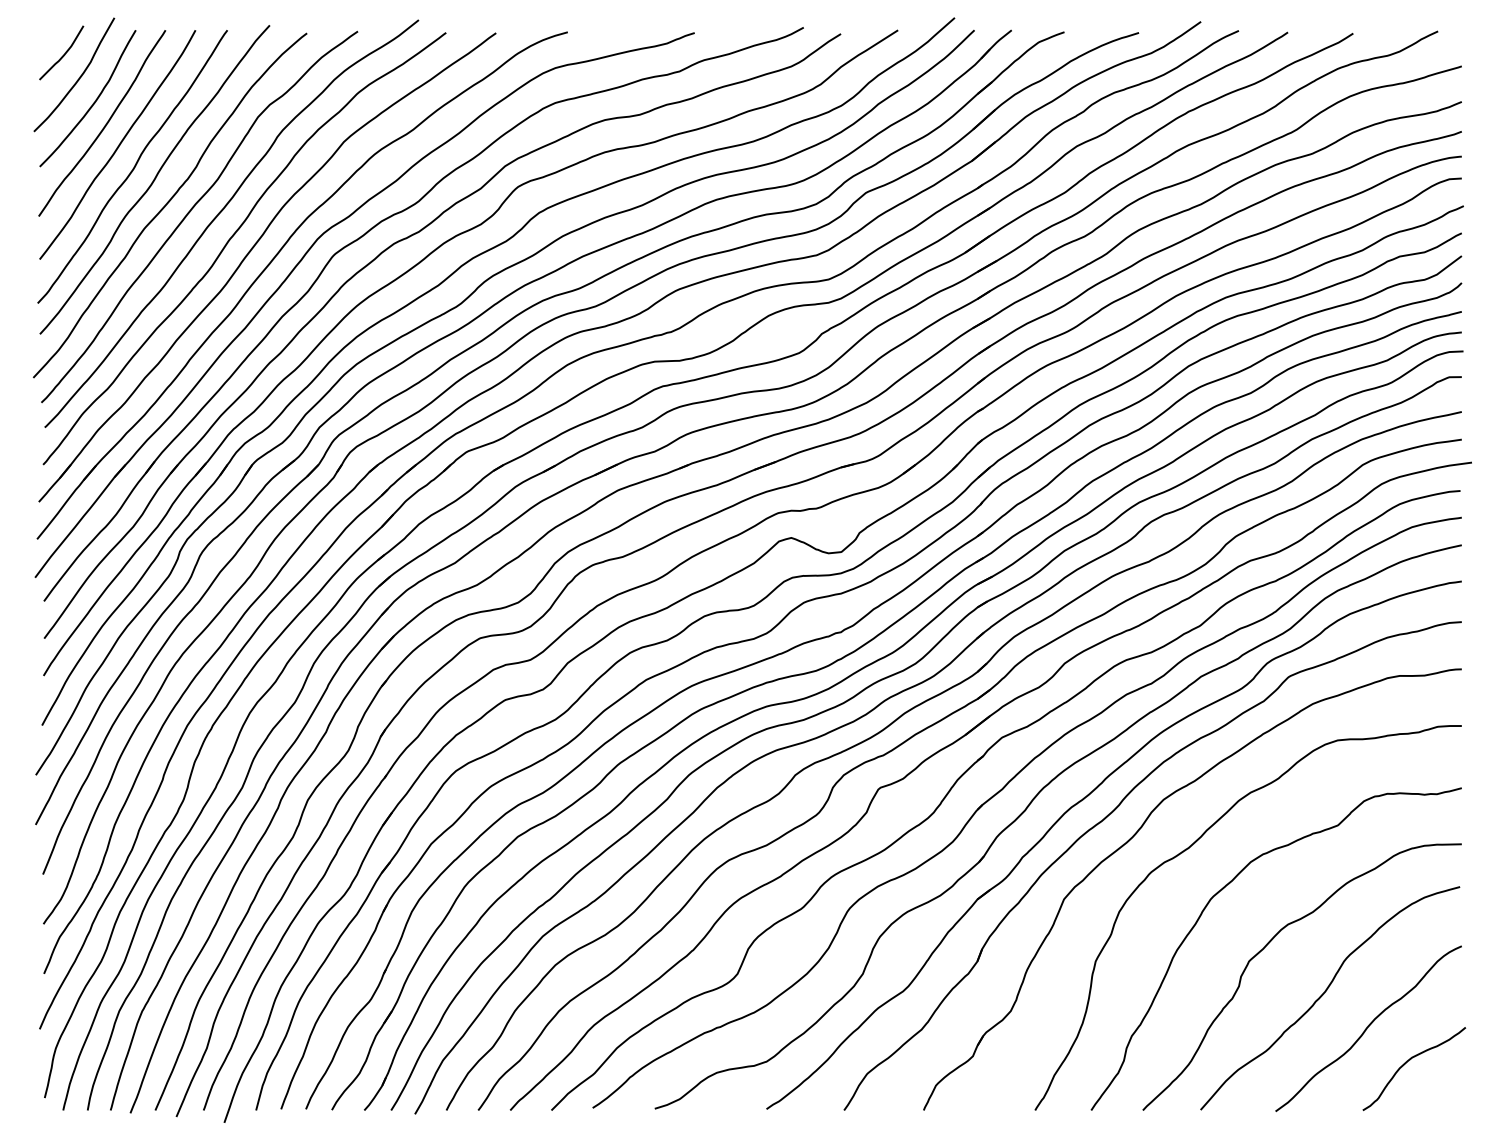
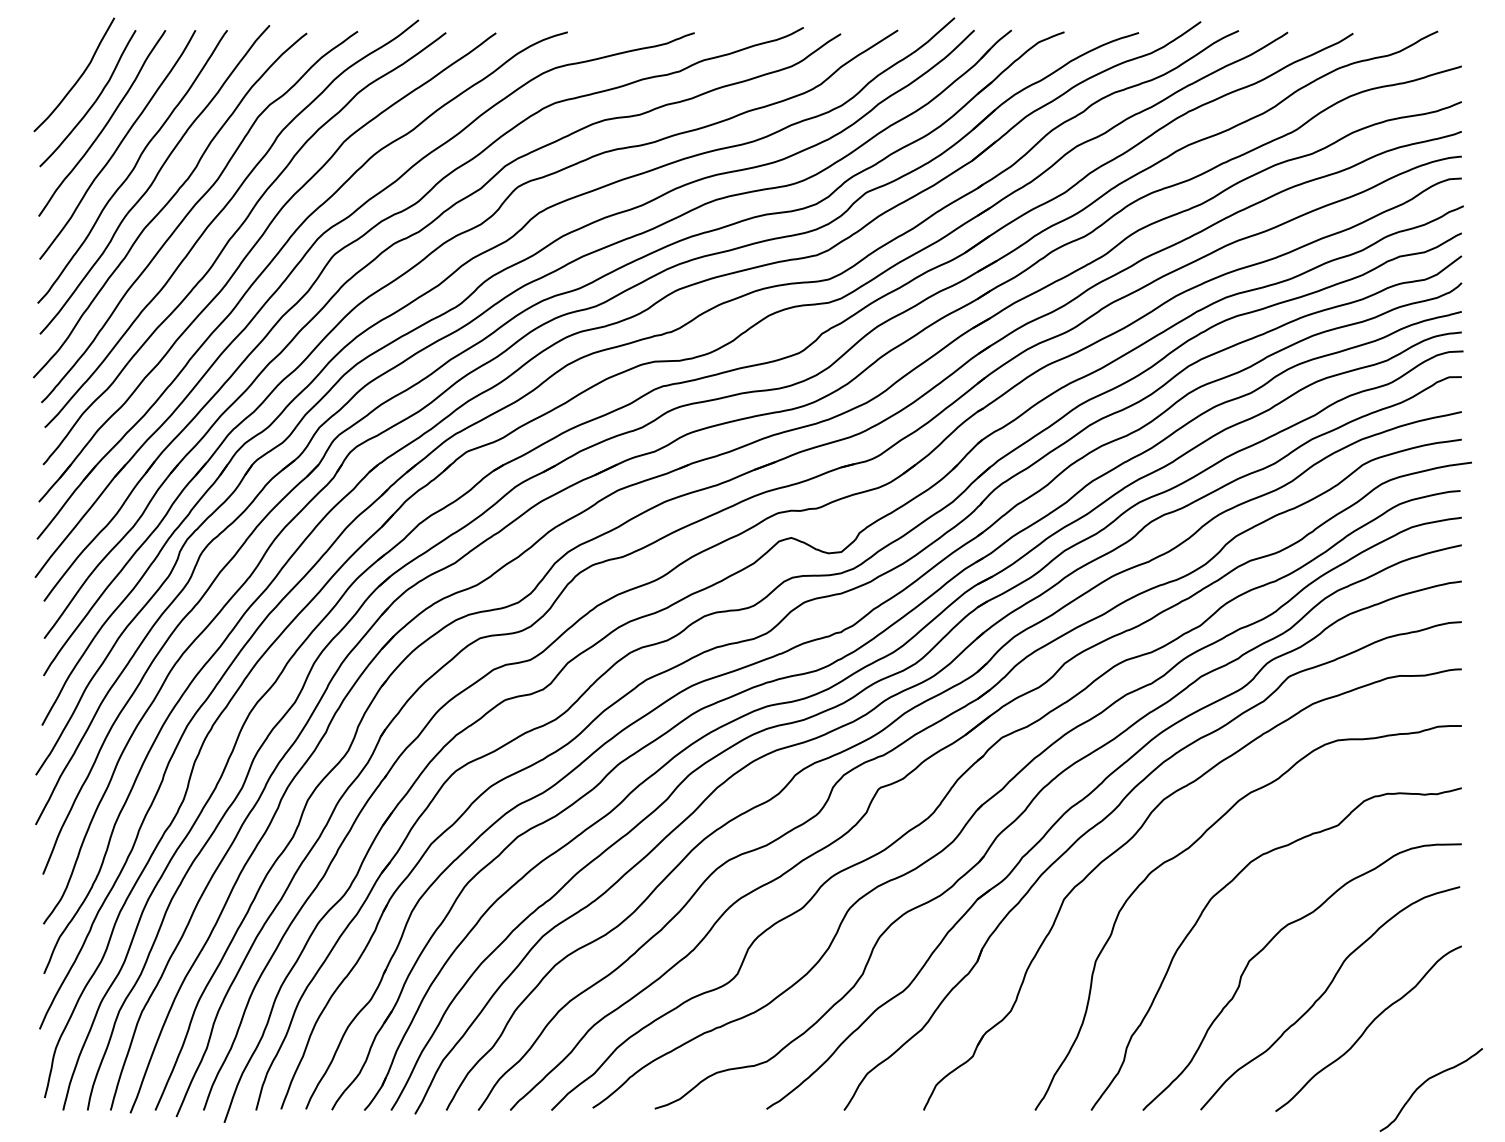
curve: present -> none (63, 54)
curve position: (1410, 1060) -> (1427, 1081) (1427, 1081)
